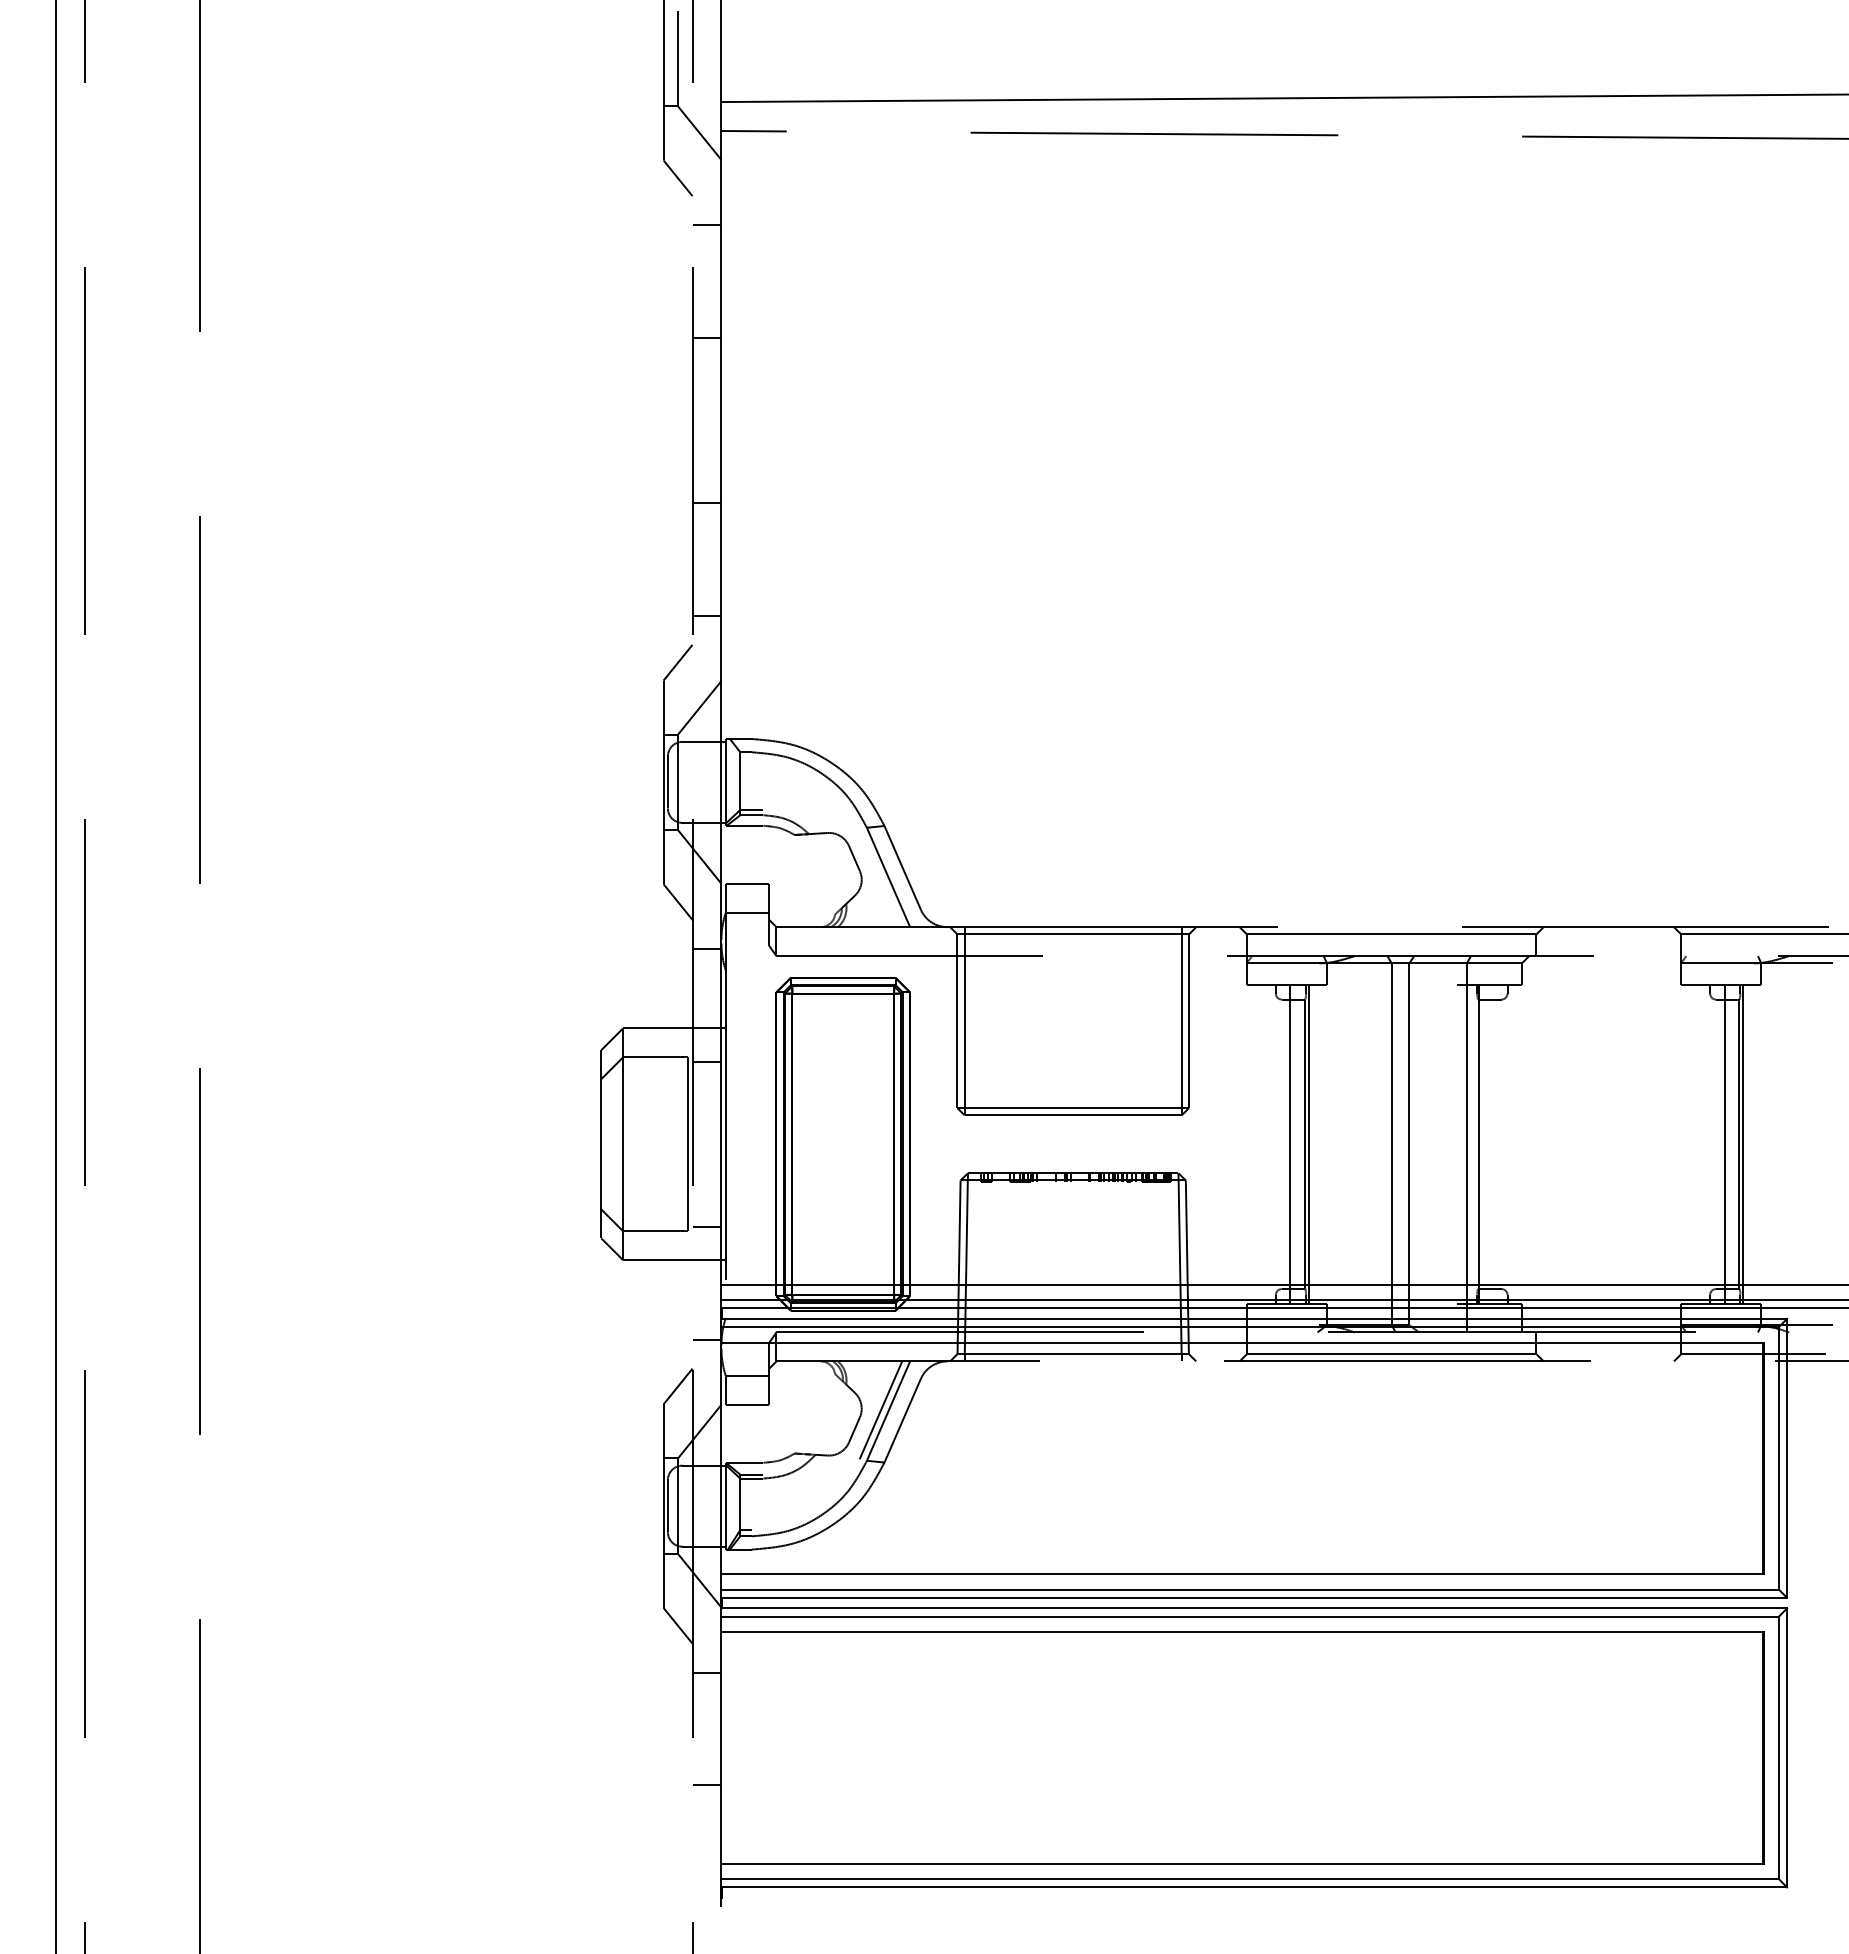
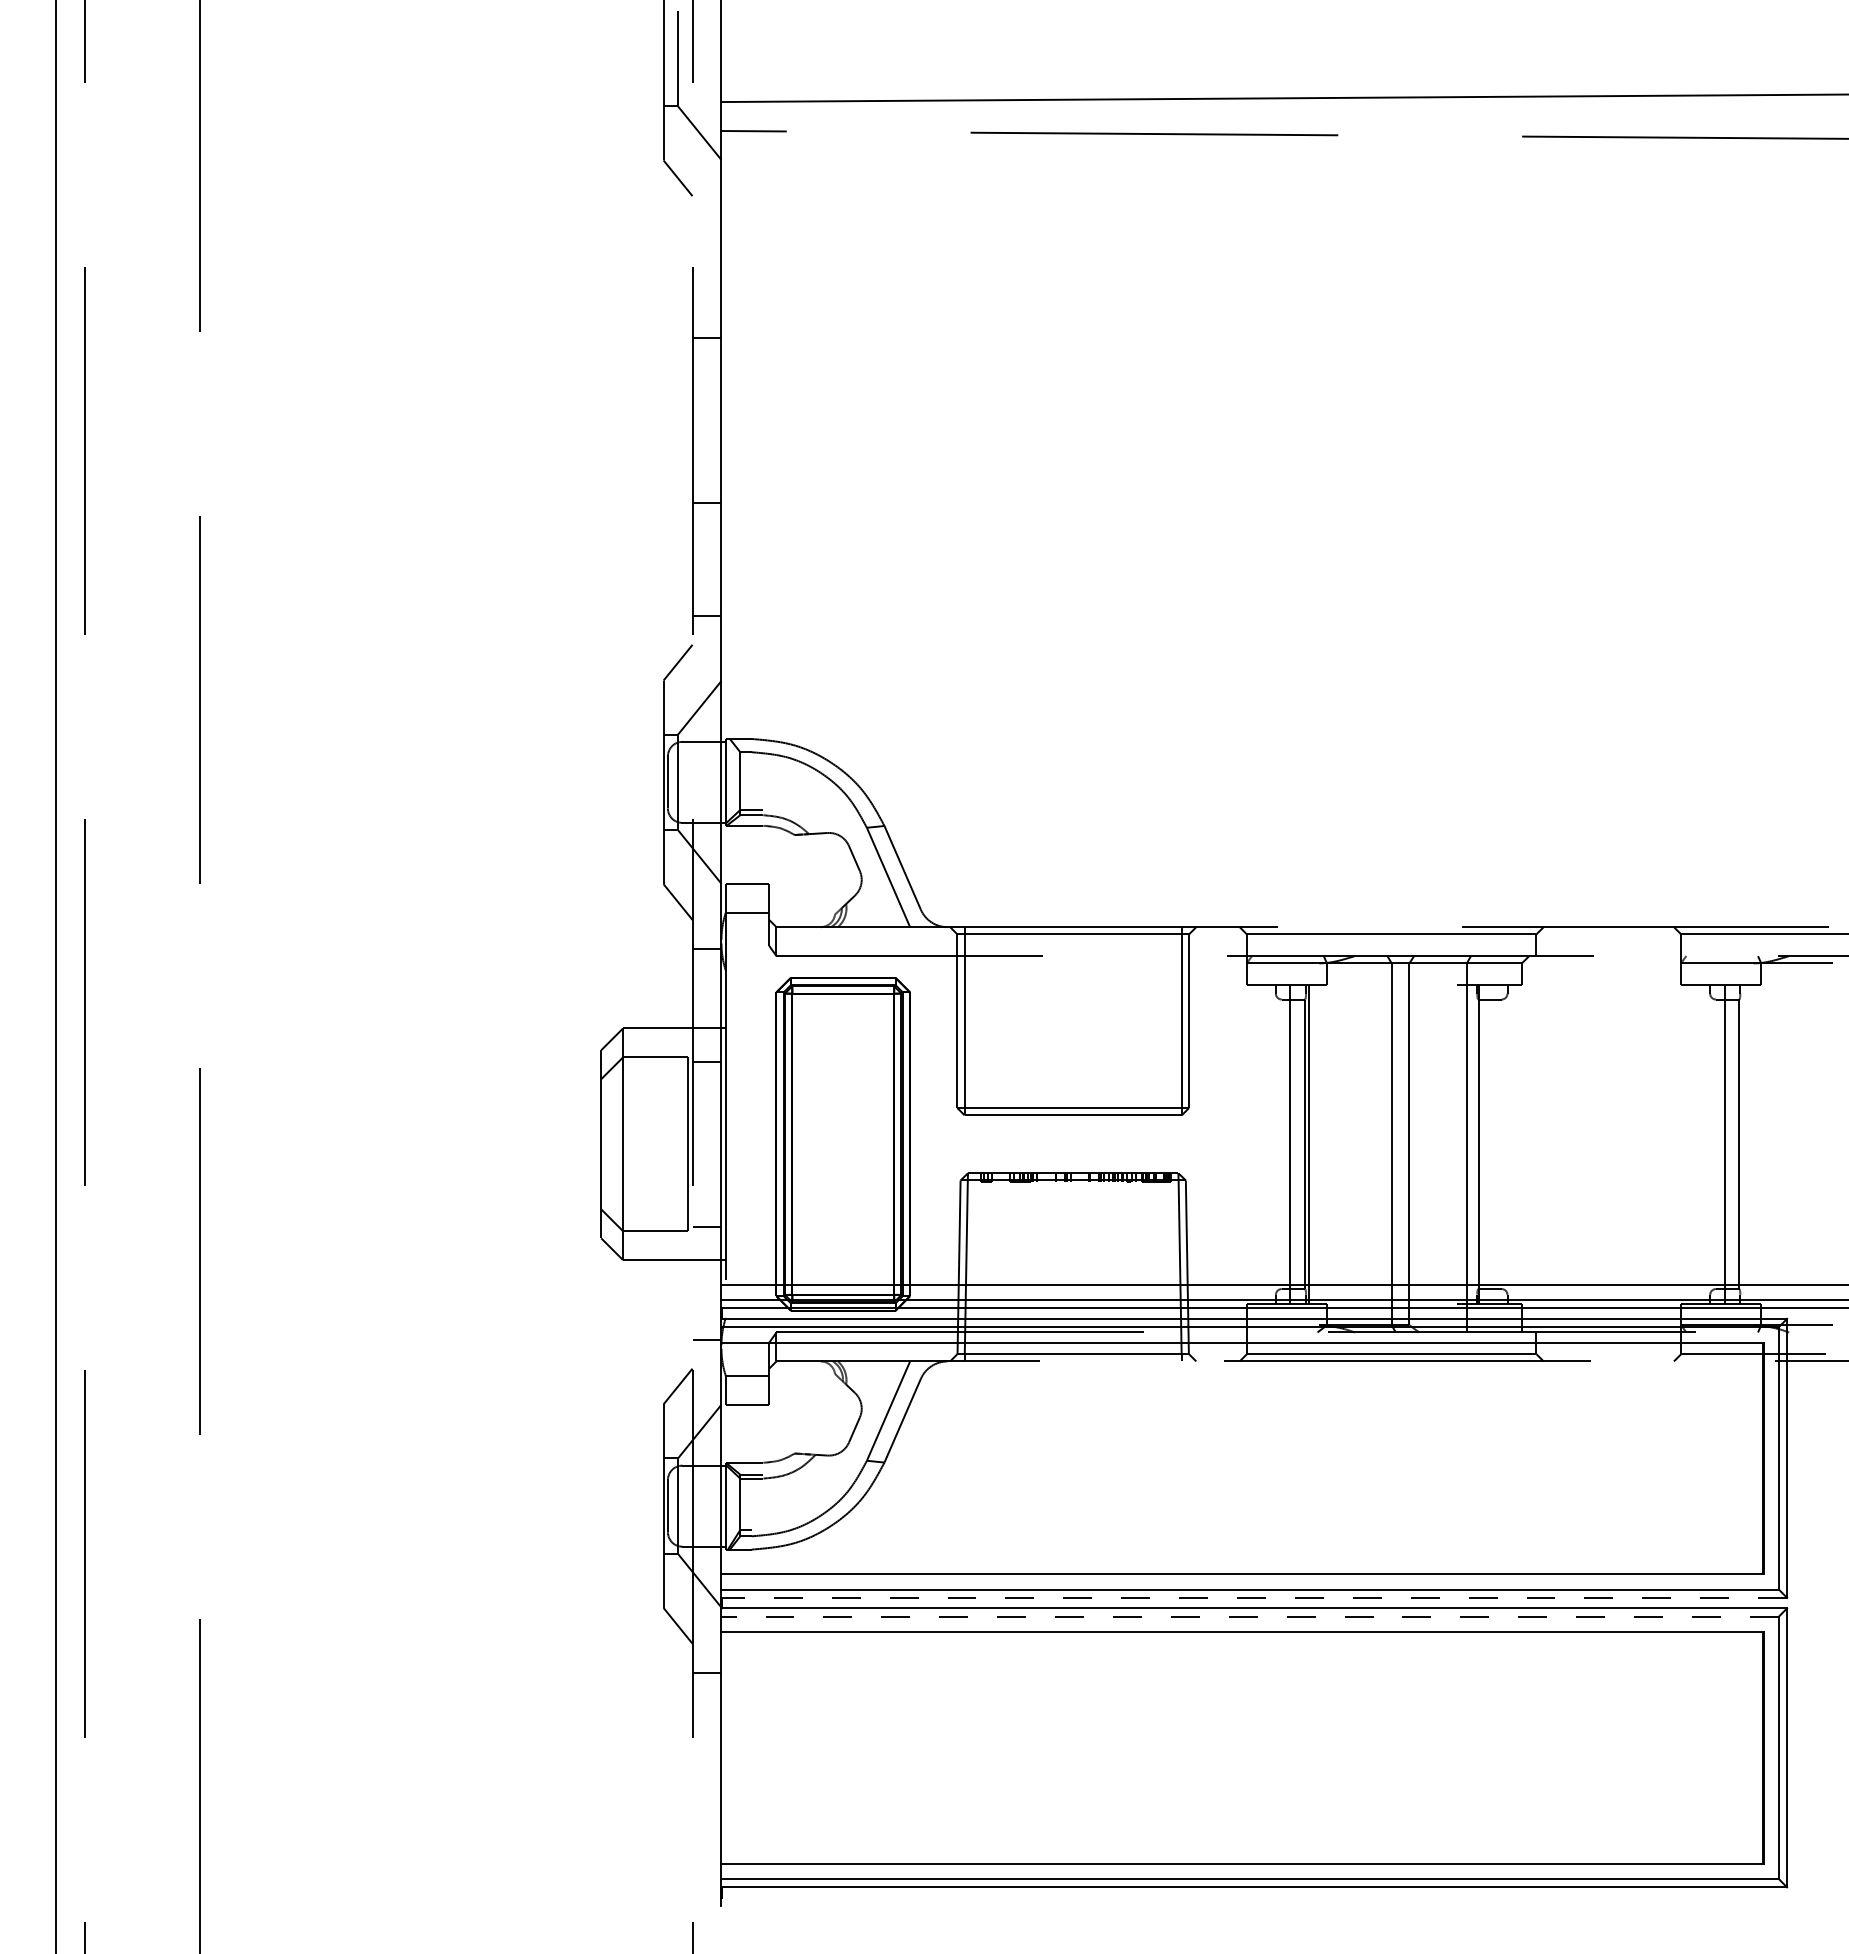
line: present -> none (706, 225)
line: present -> none (1743, 1144)
line: present -> none (880, 1410)
line: solid -> dashed (1254, 1597)
line: solid -> dashed (1250, 1616)
line: present -> none (706, 1785)
